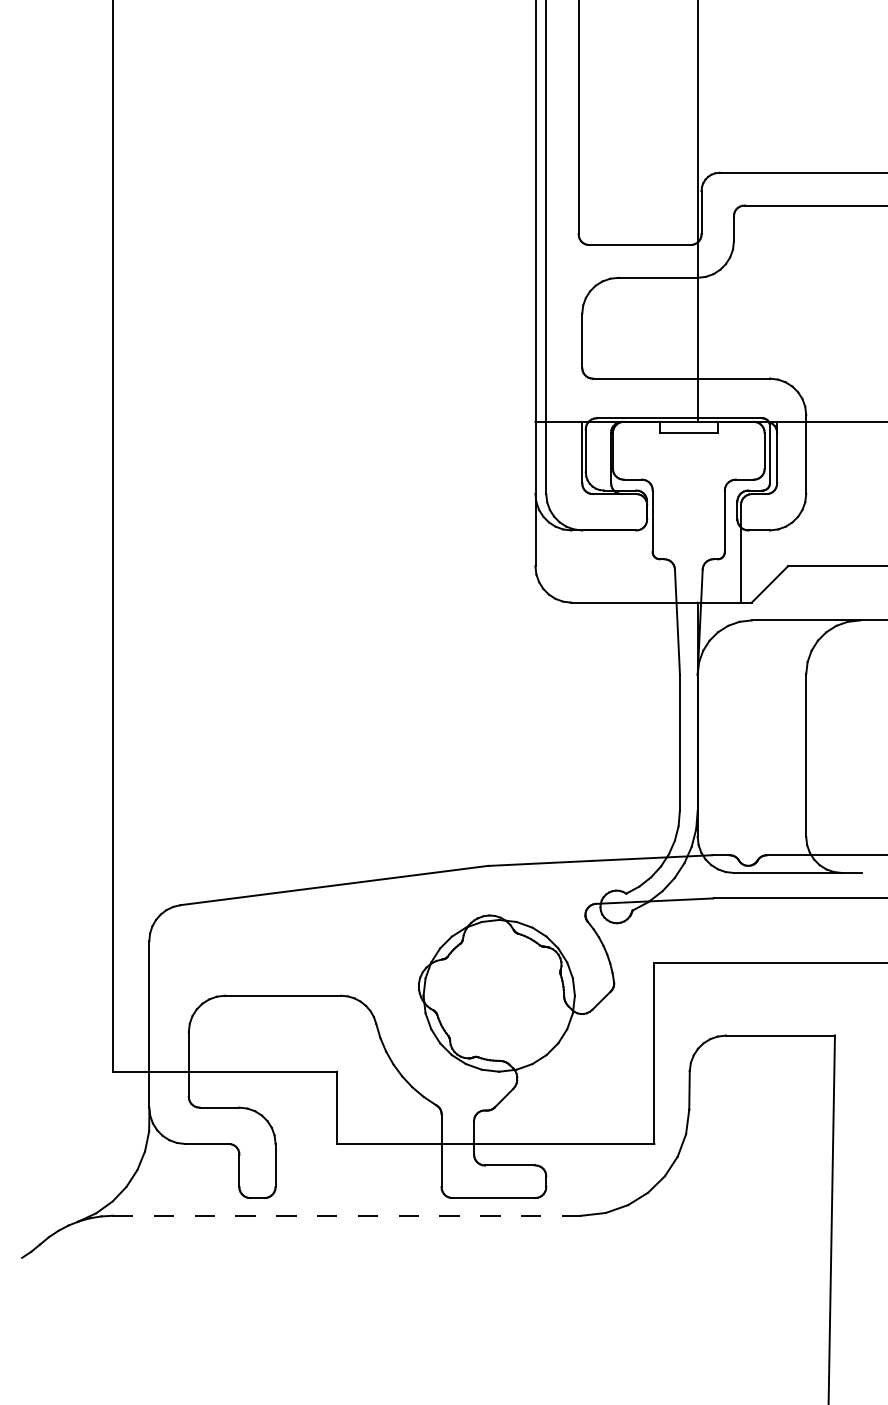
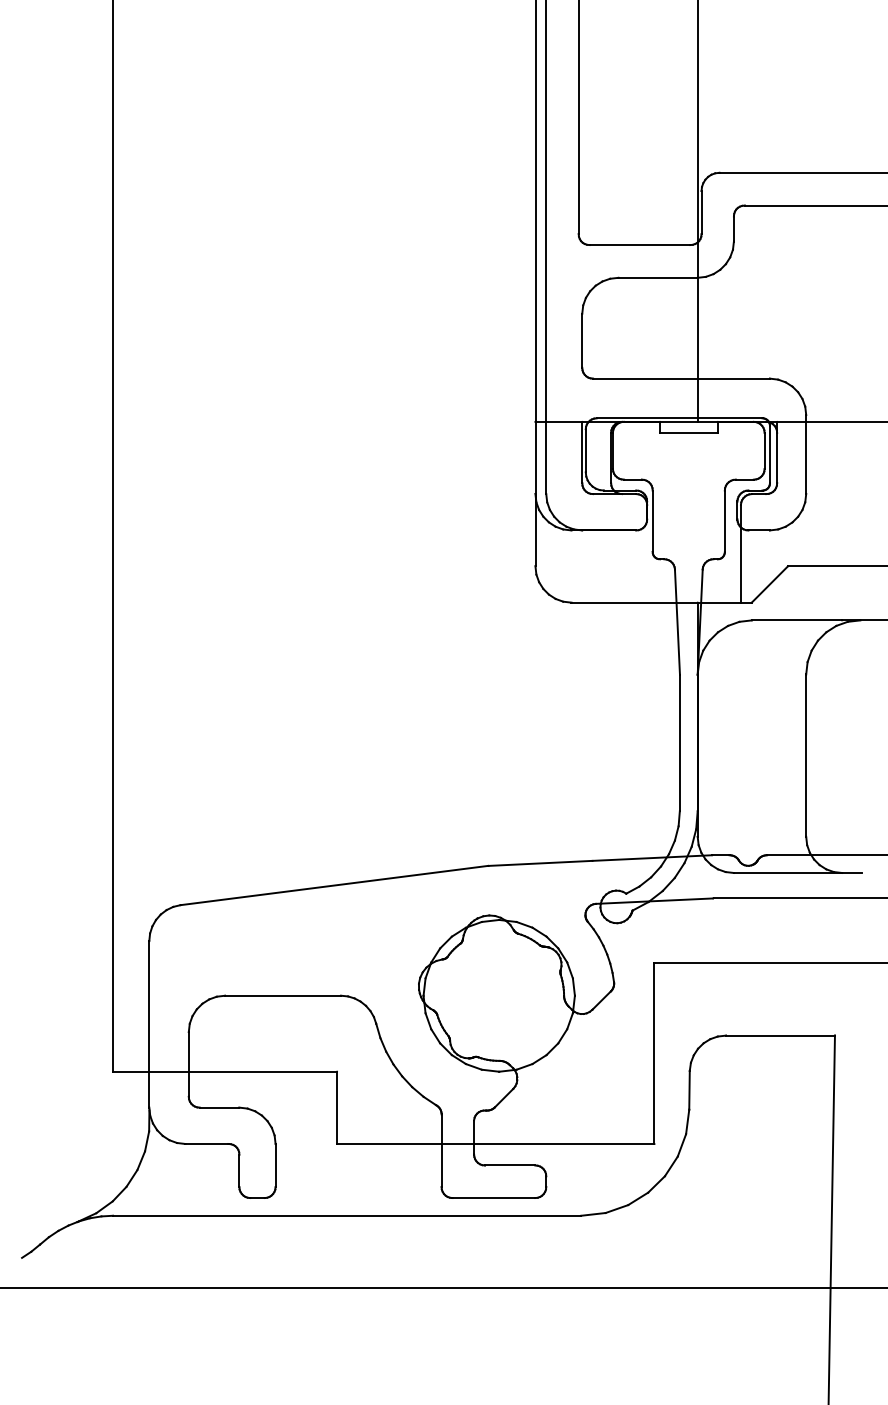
line: dashed -> solid (347, 1215)
line: none -> present (443, 1288)
